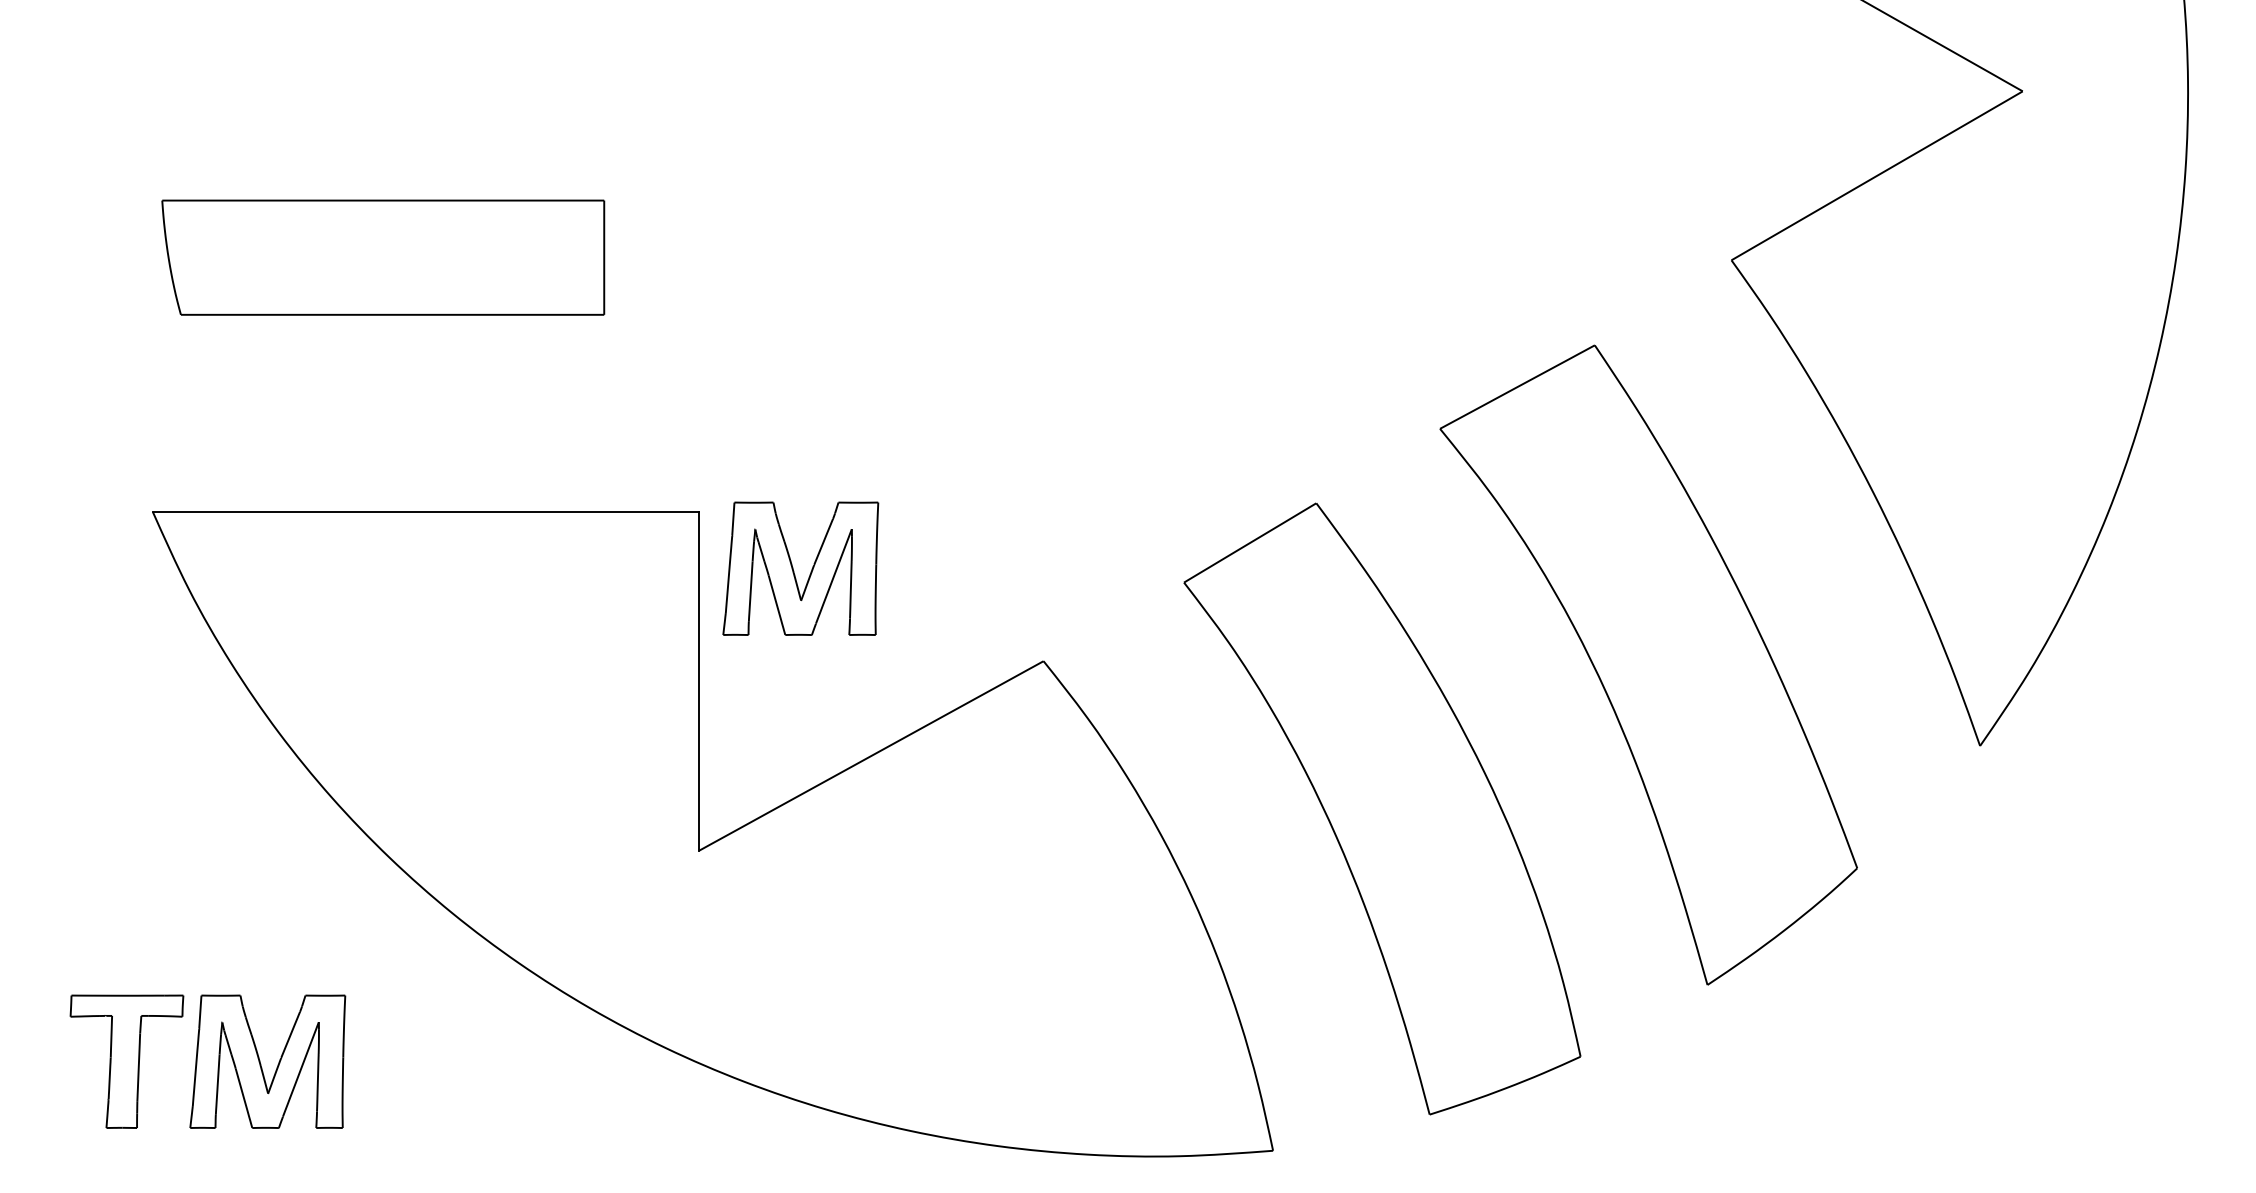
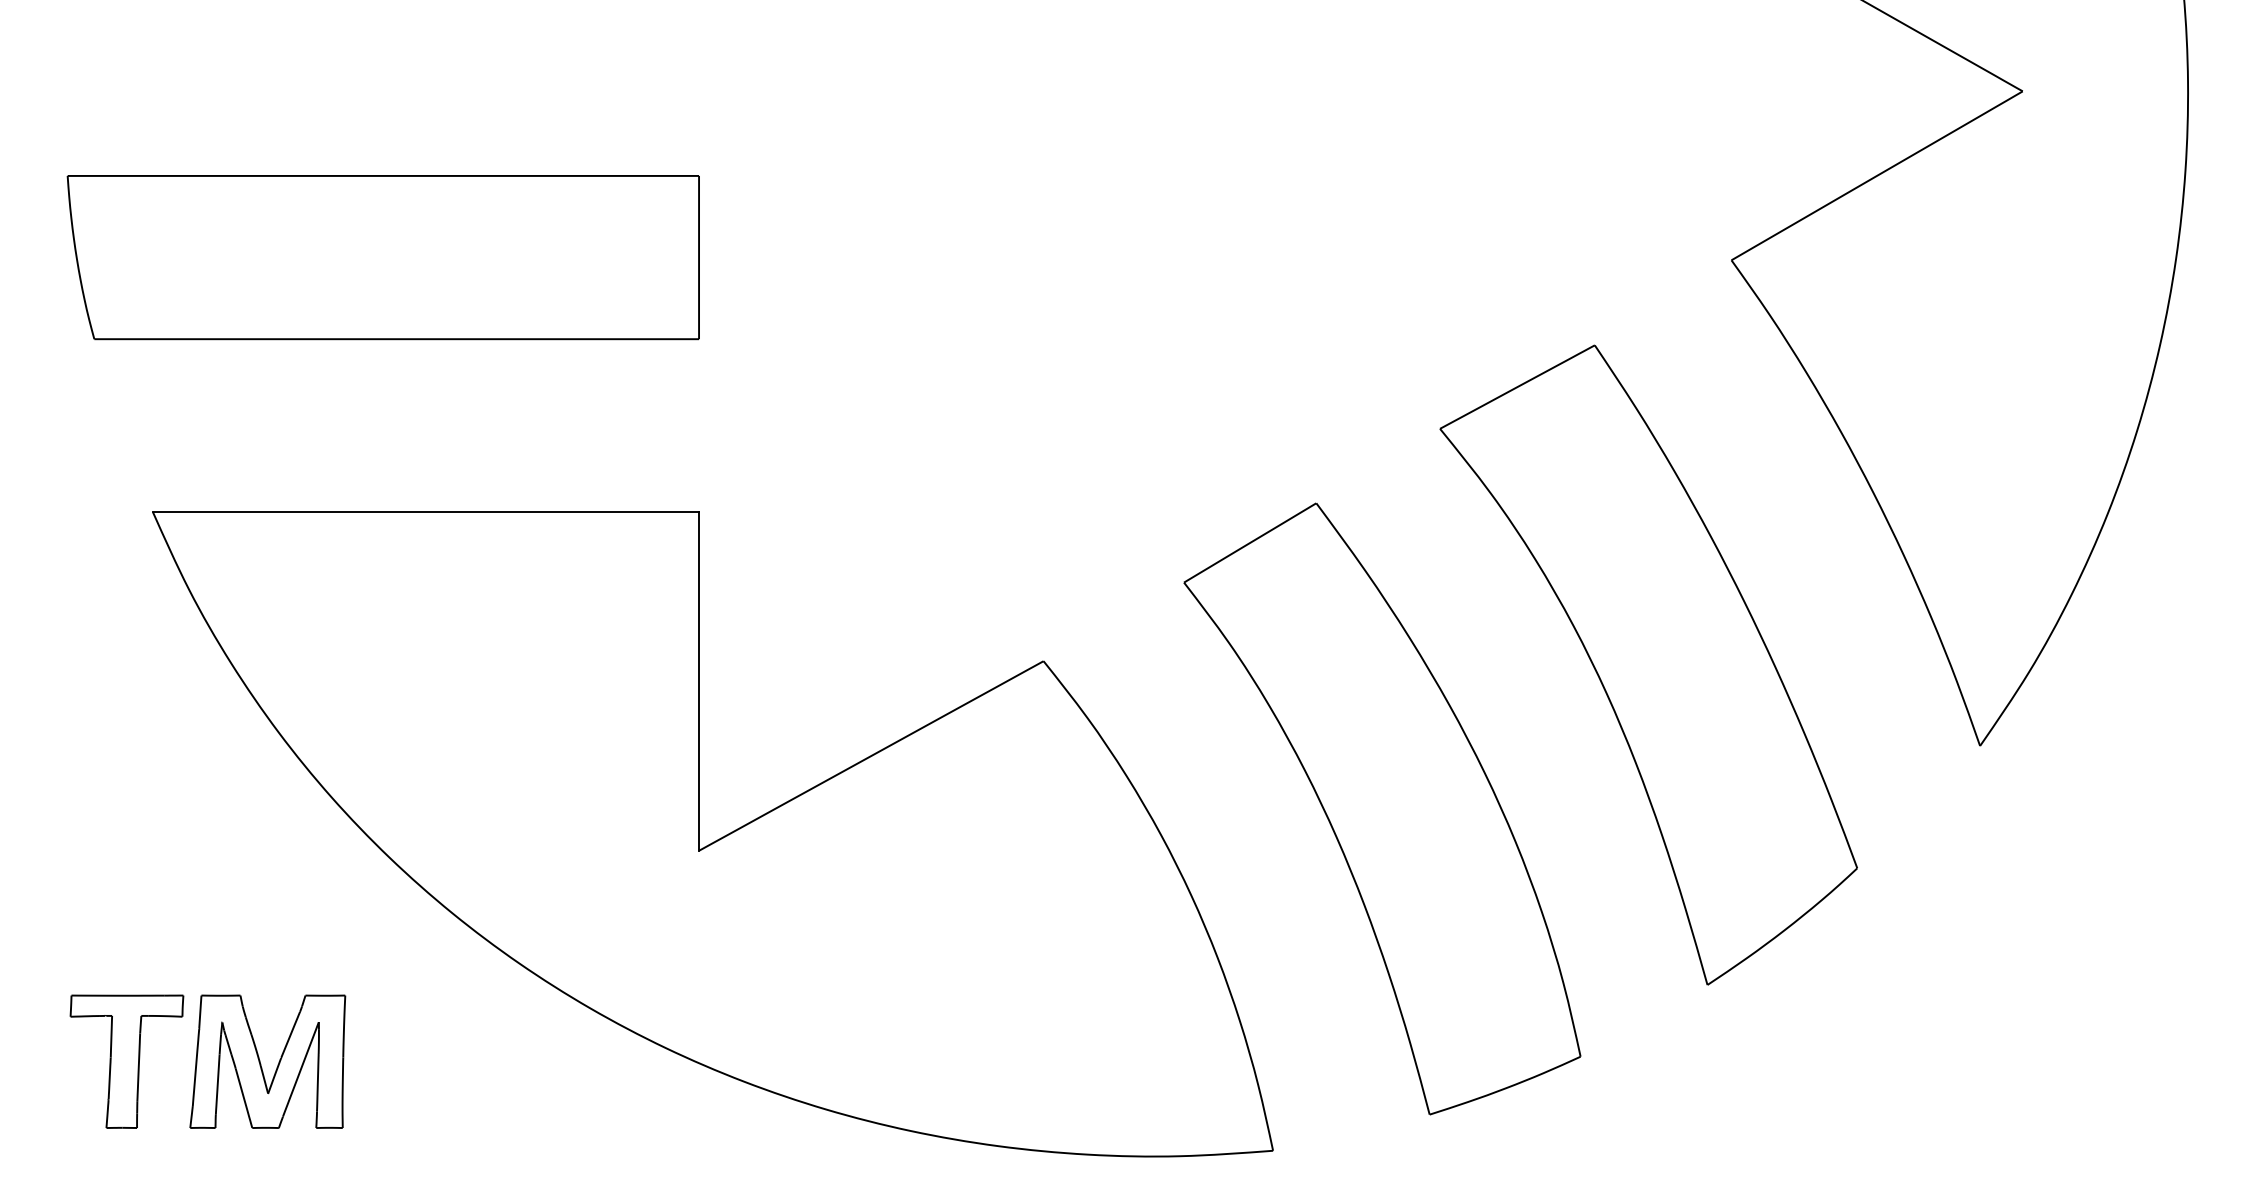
part size: 445x117 px -> 634x166 px (382, 257)
part: present -> none (794, 571)
